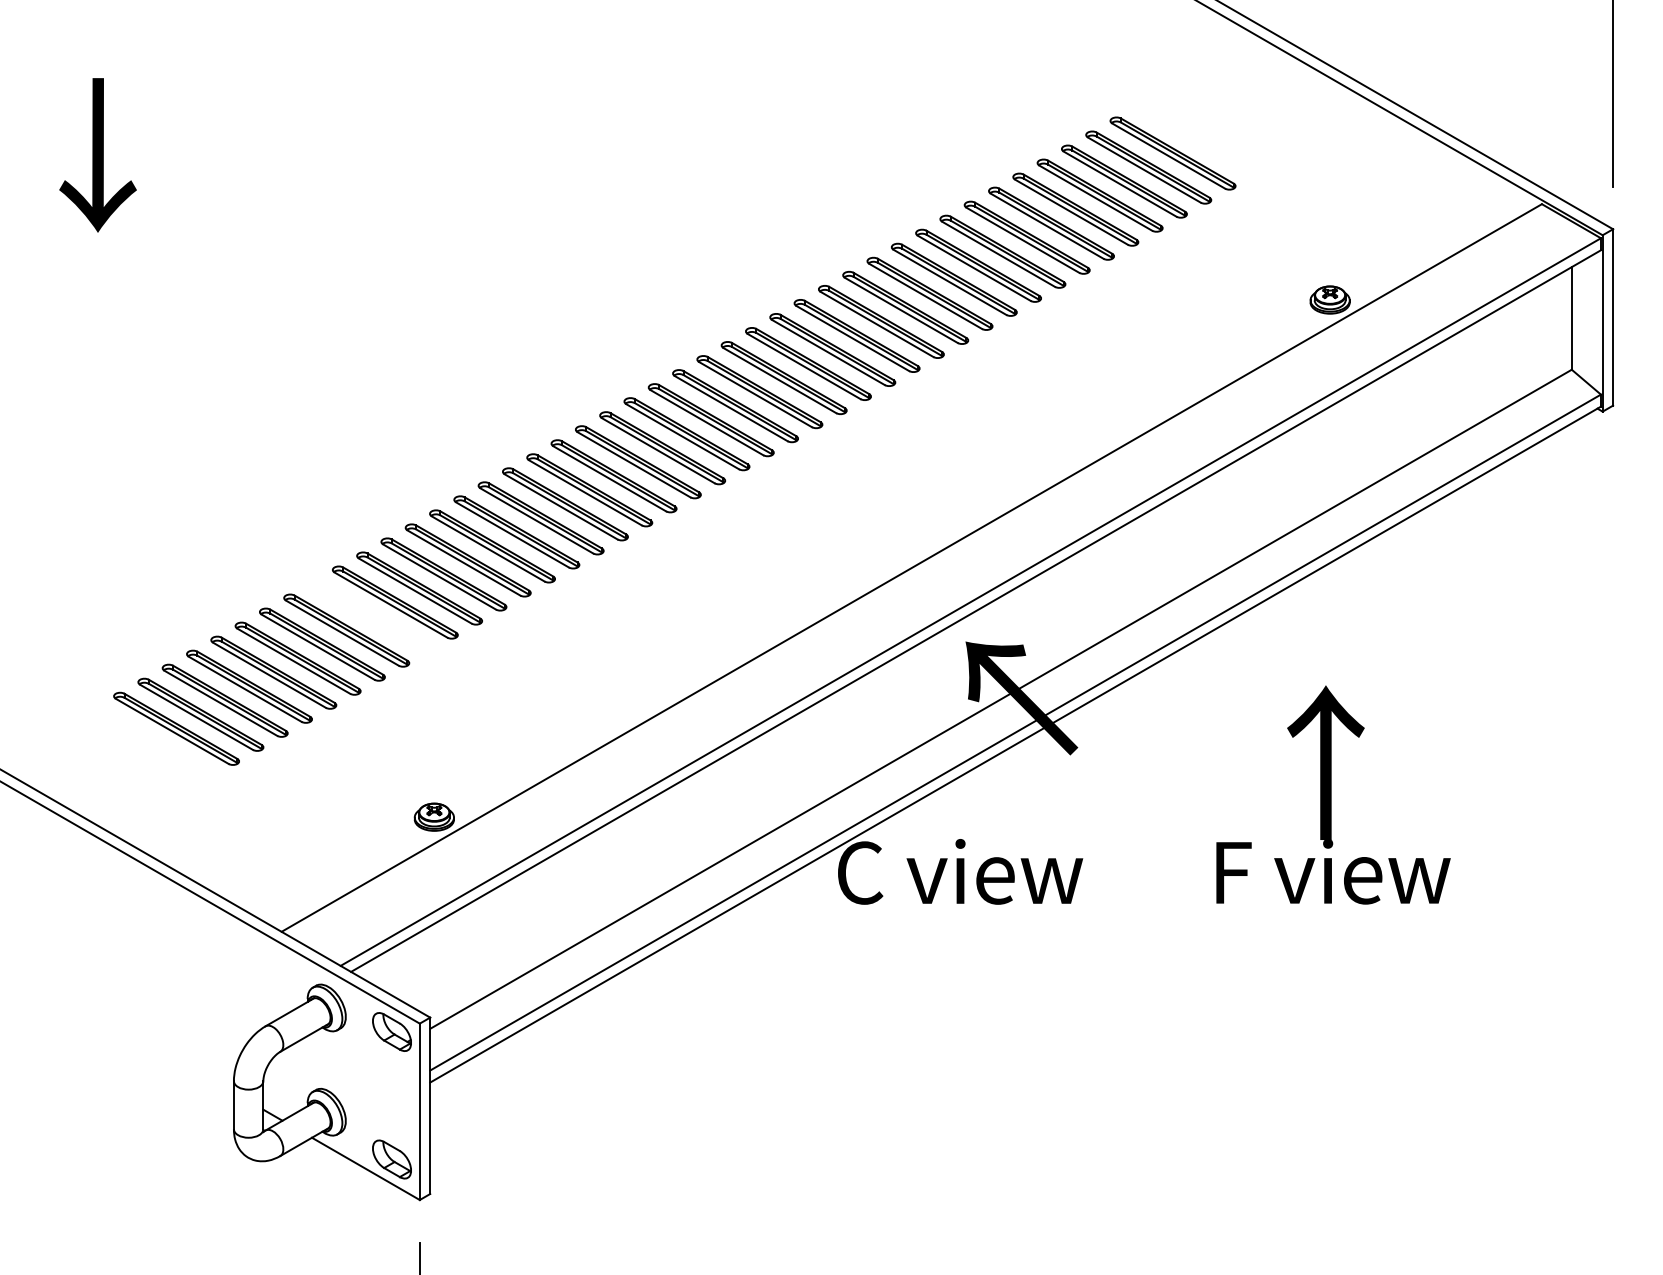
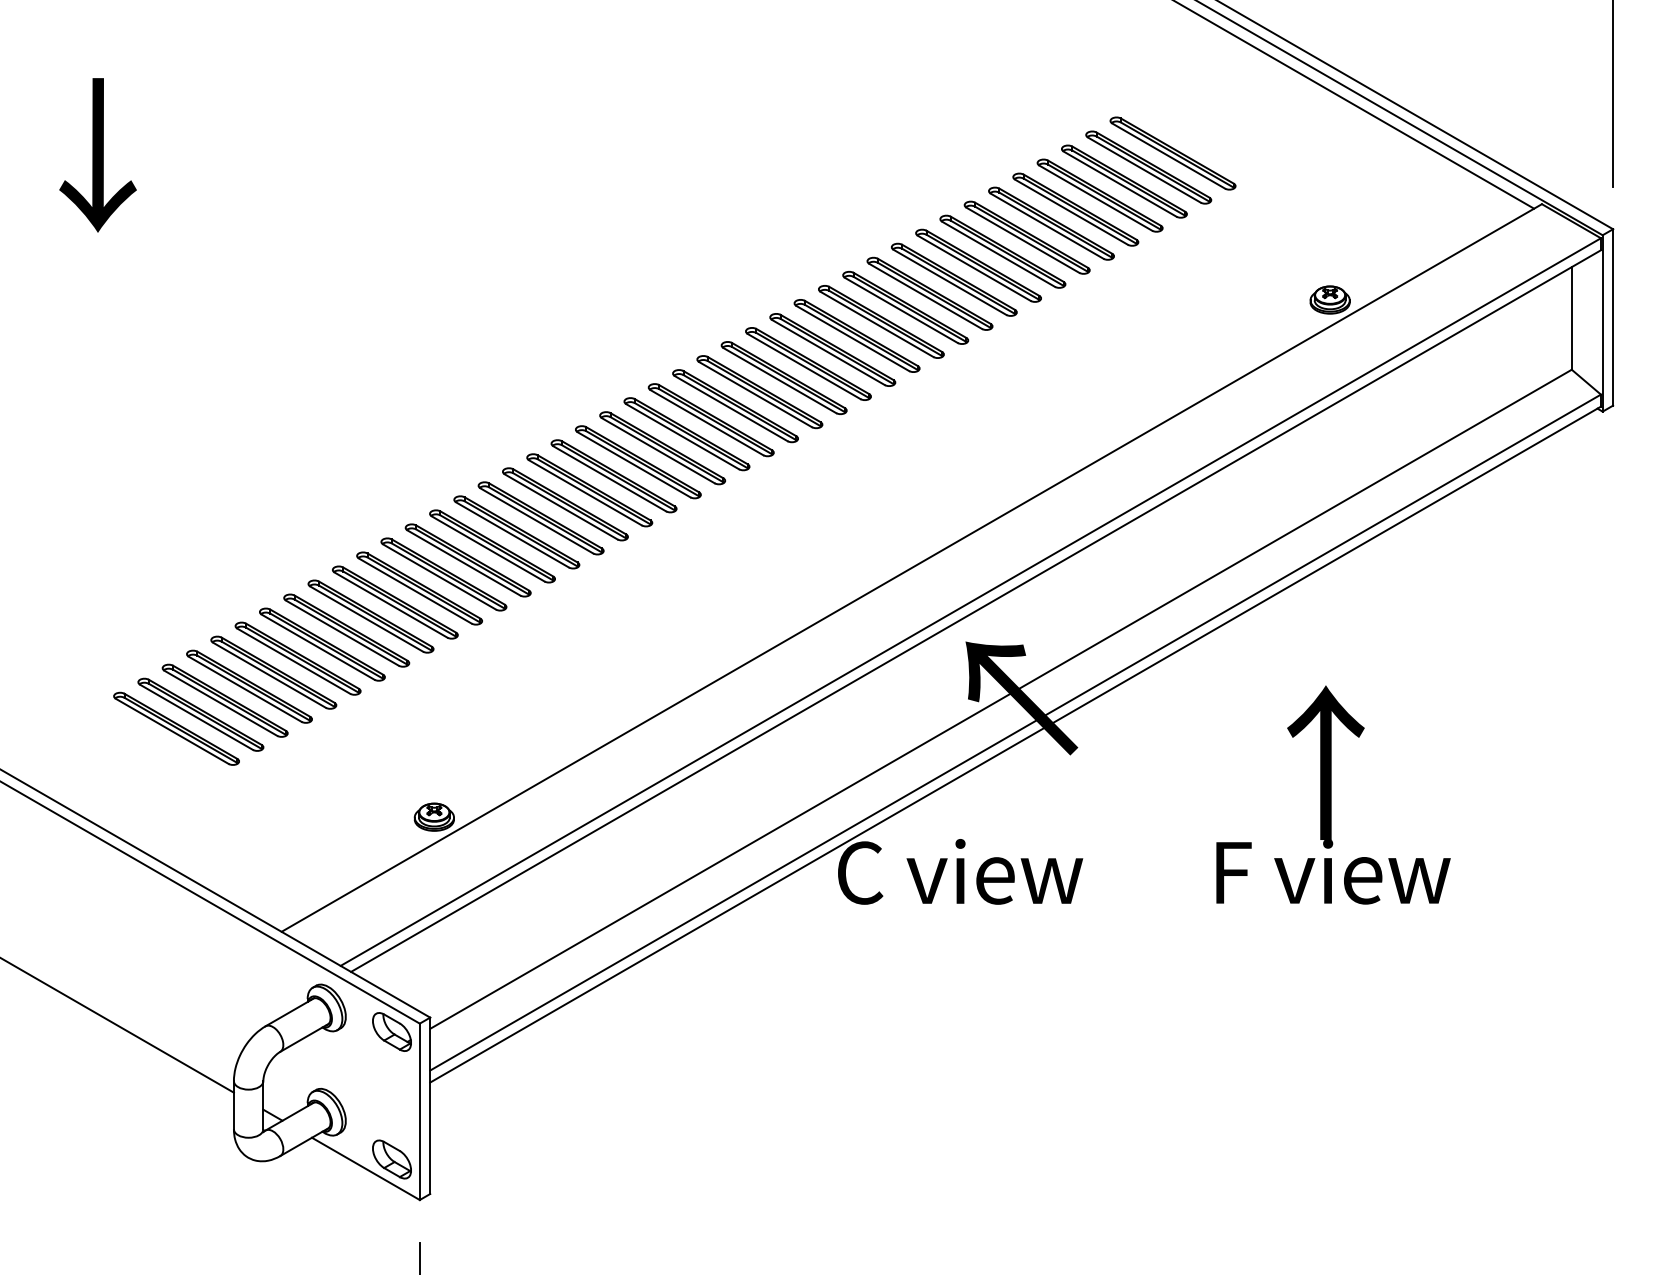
line: none -> present (1355, 105)
part: none -> present (370, 616)
line: none -> present (117, 1025)
